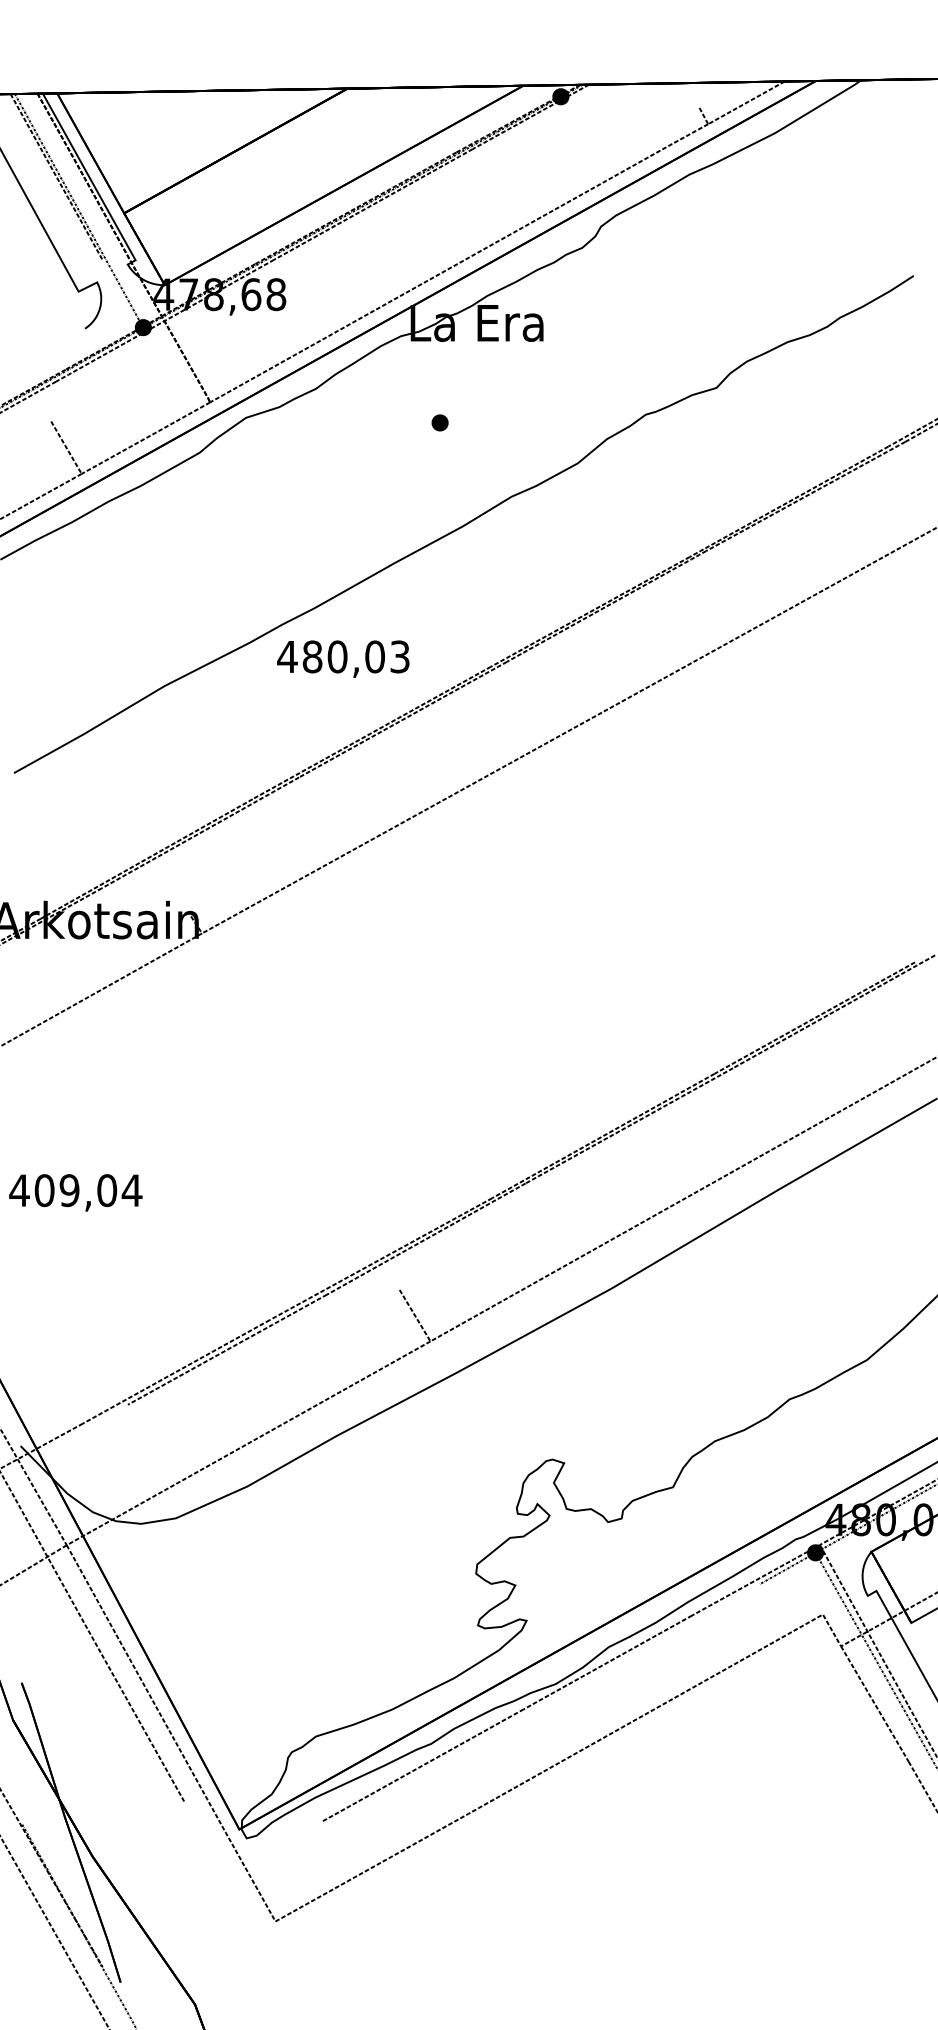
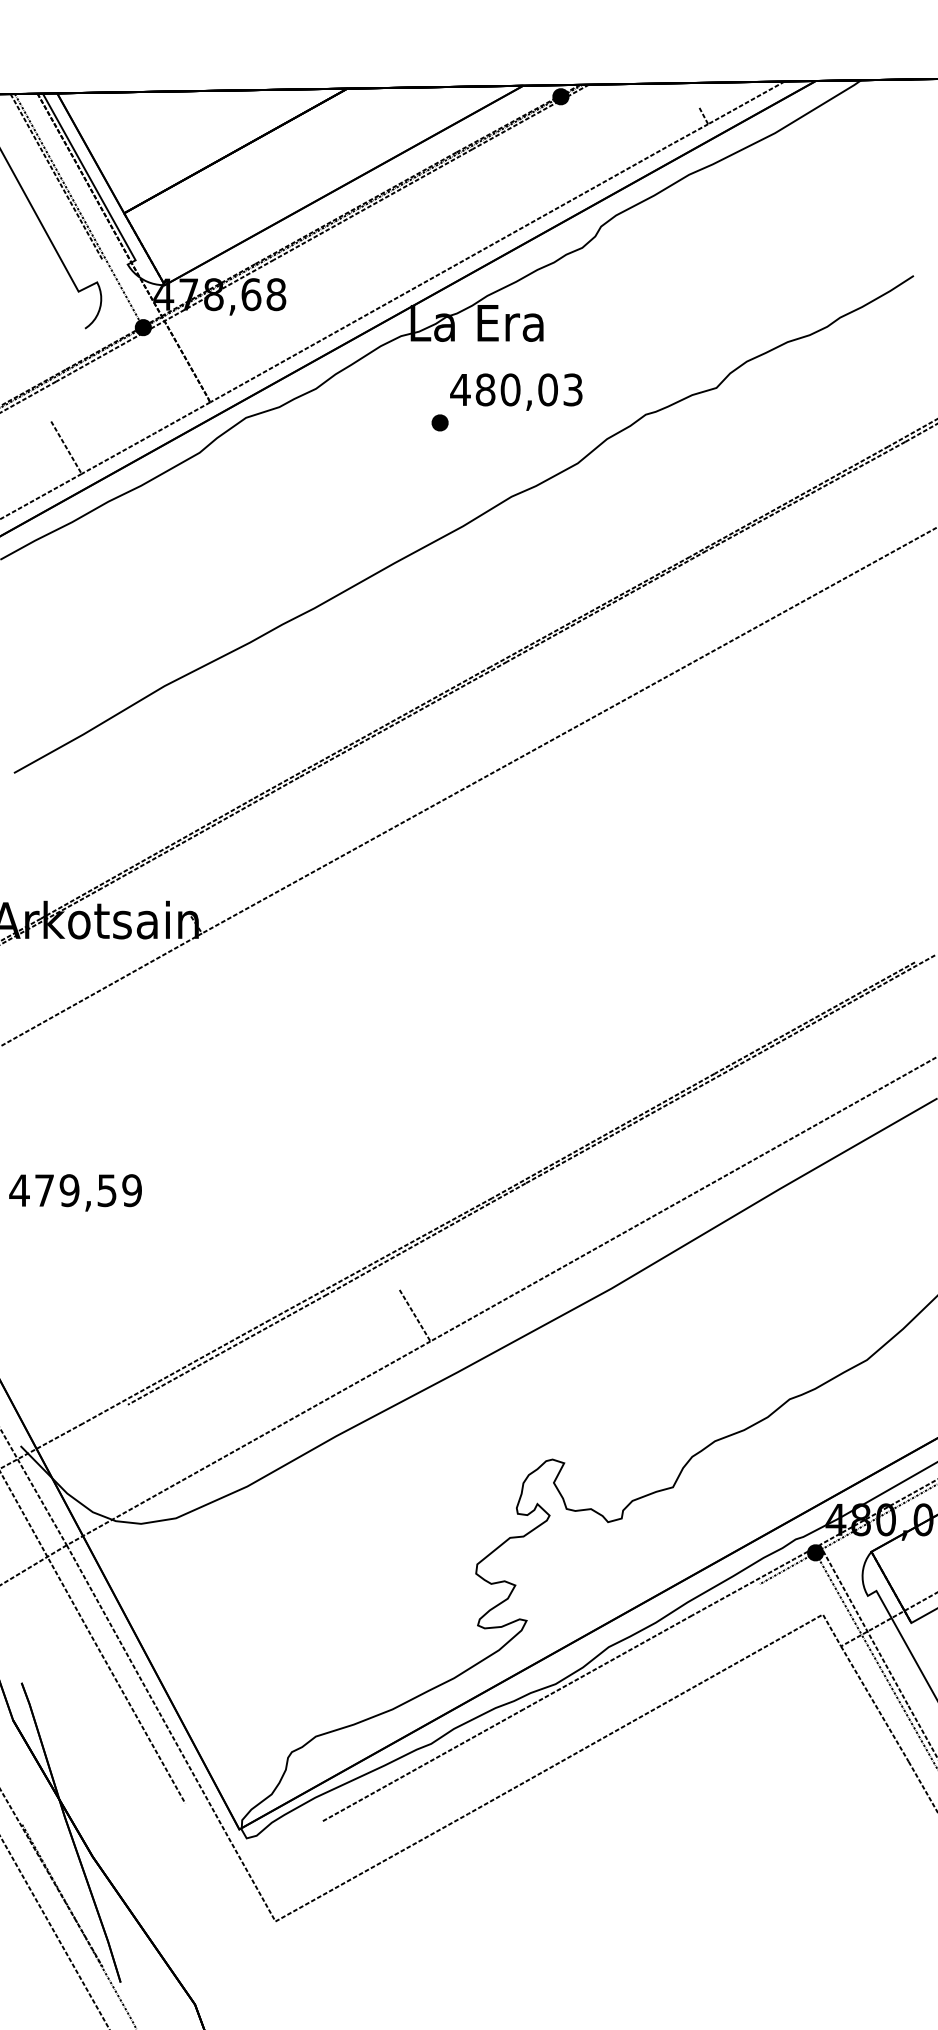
text position: (343, 658) -> (516, 391) (516, 391)
text: 409,04 -> 479,59 (88, 1190)
